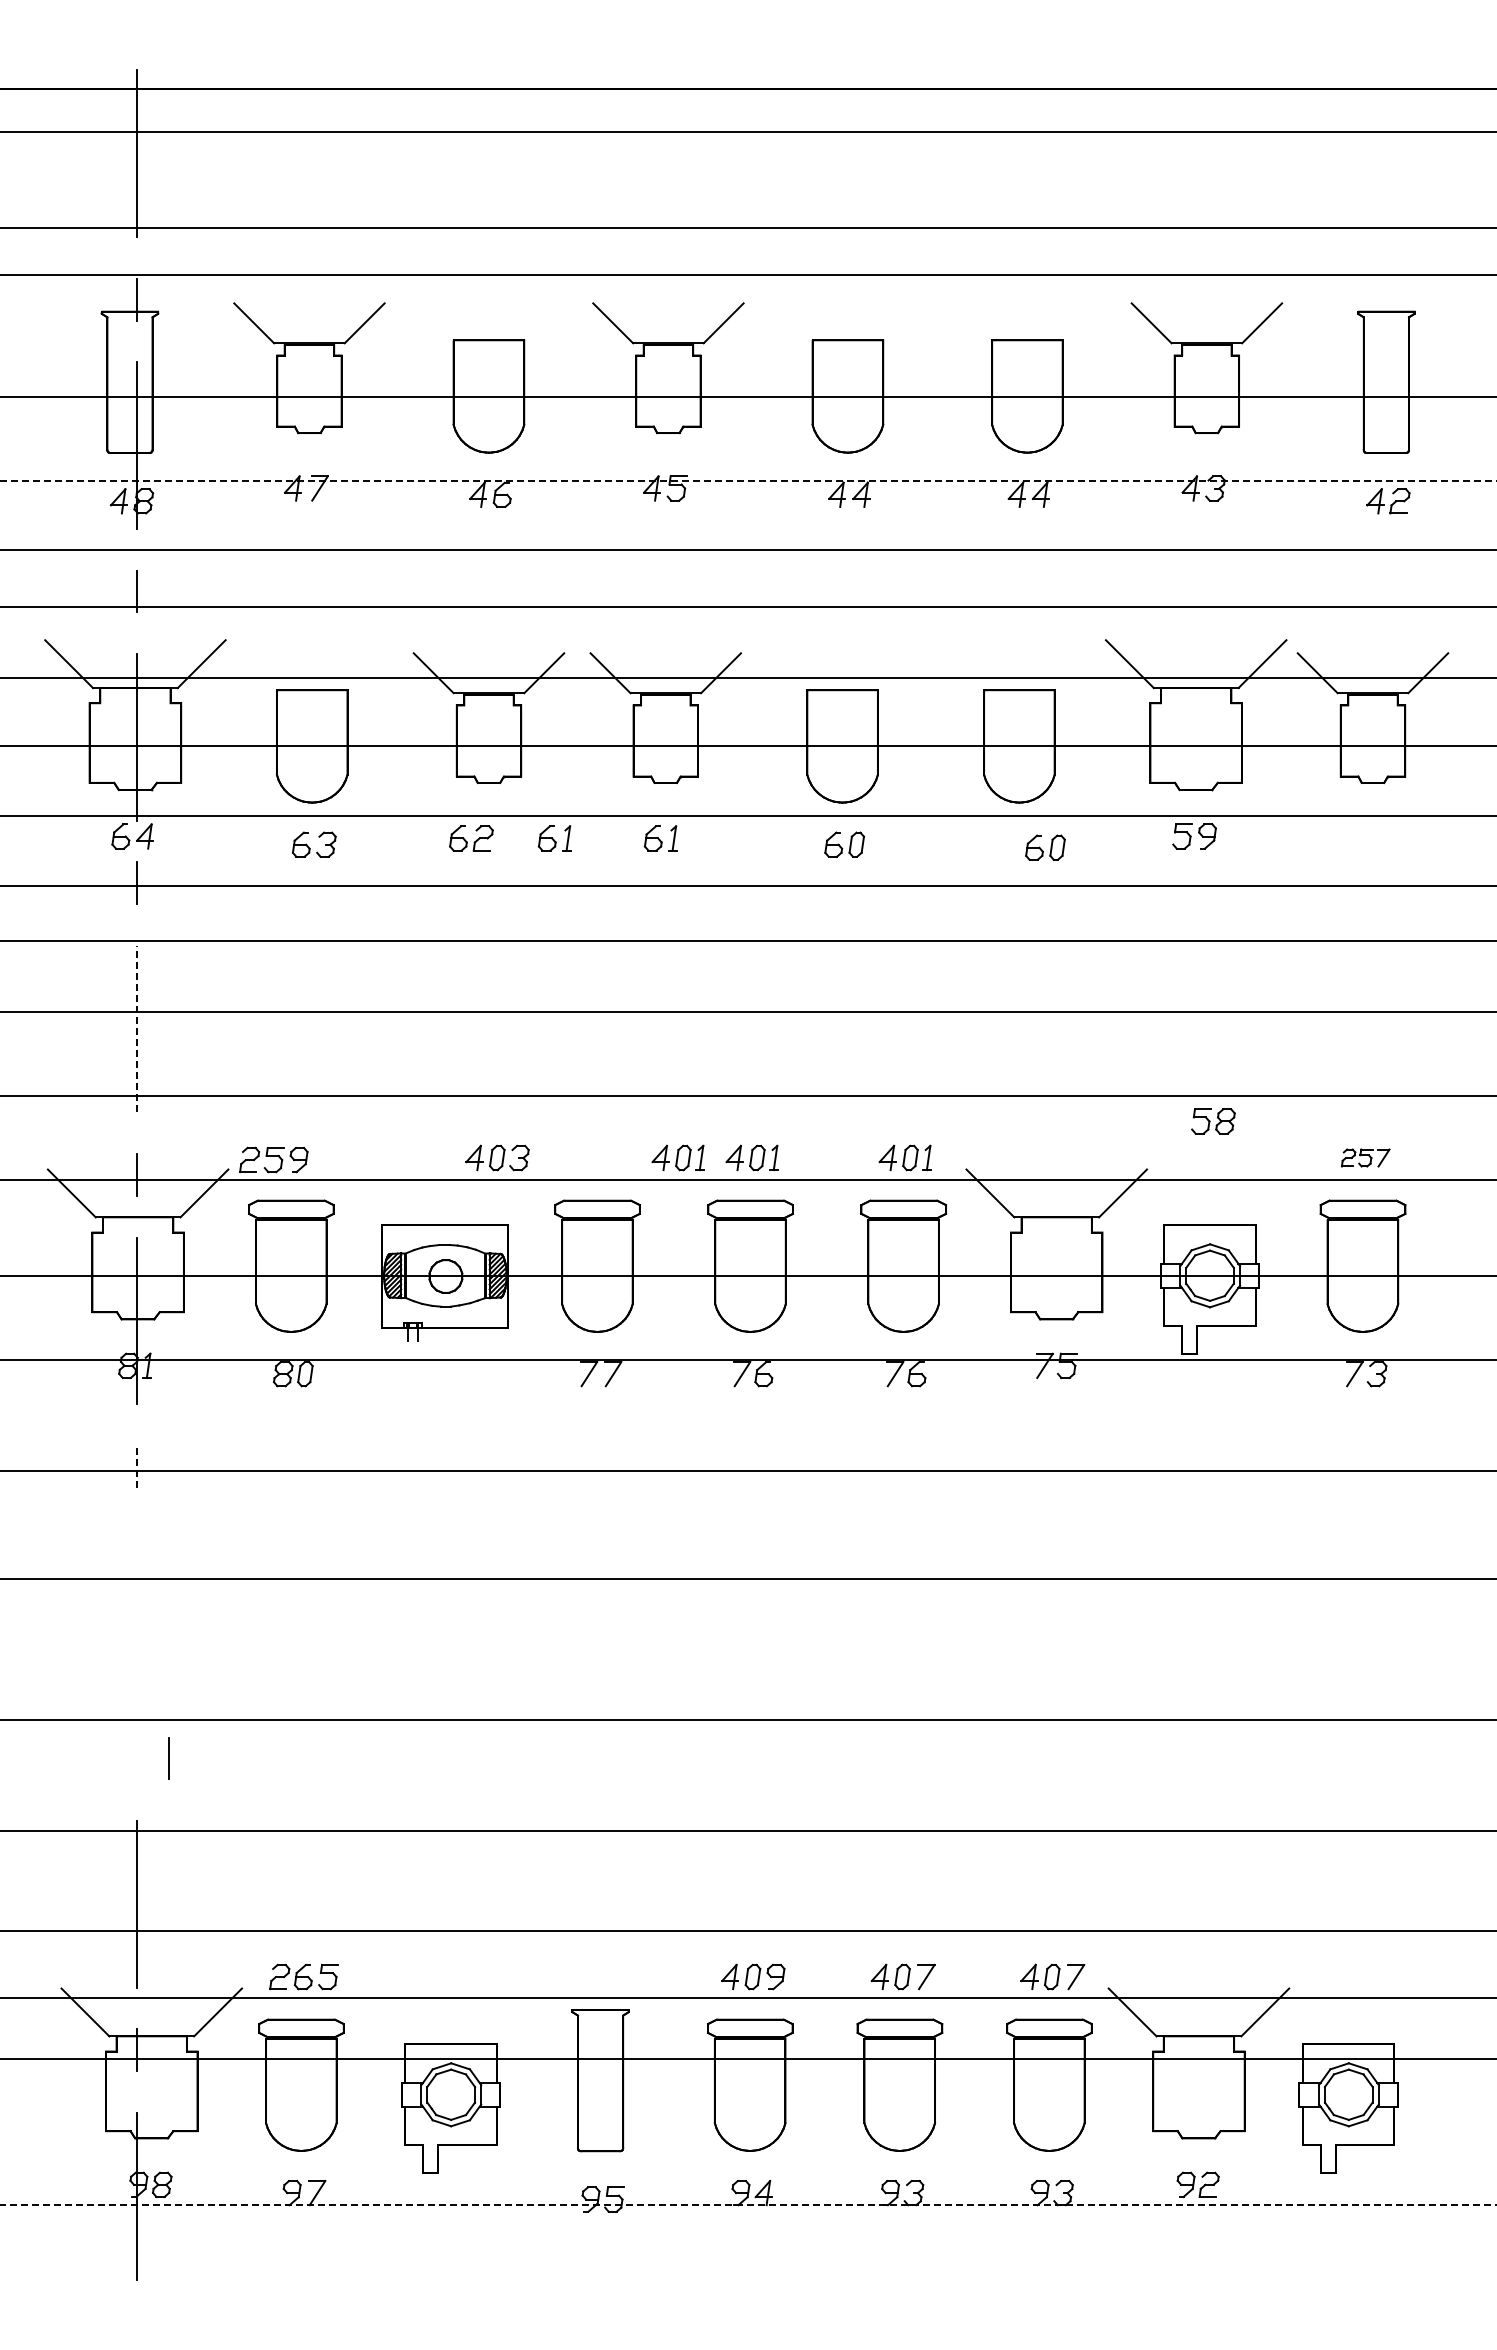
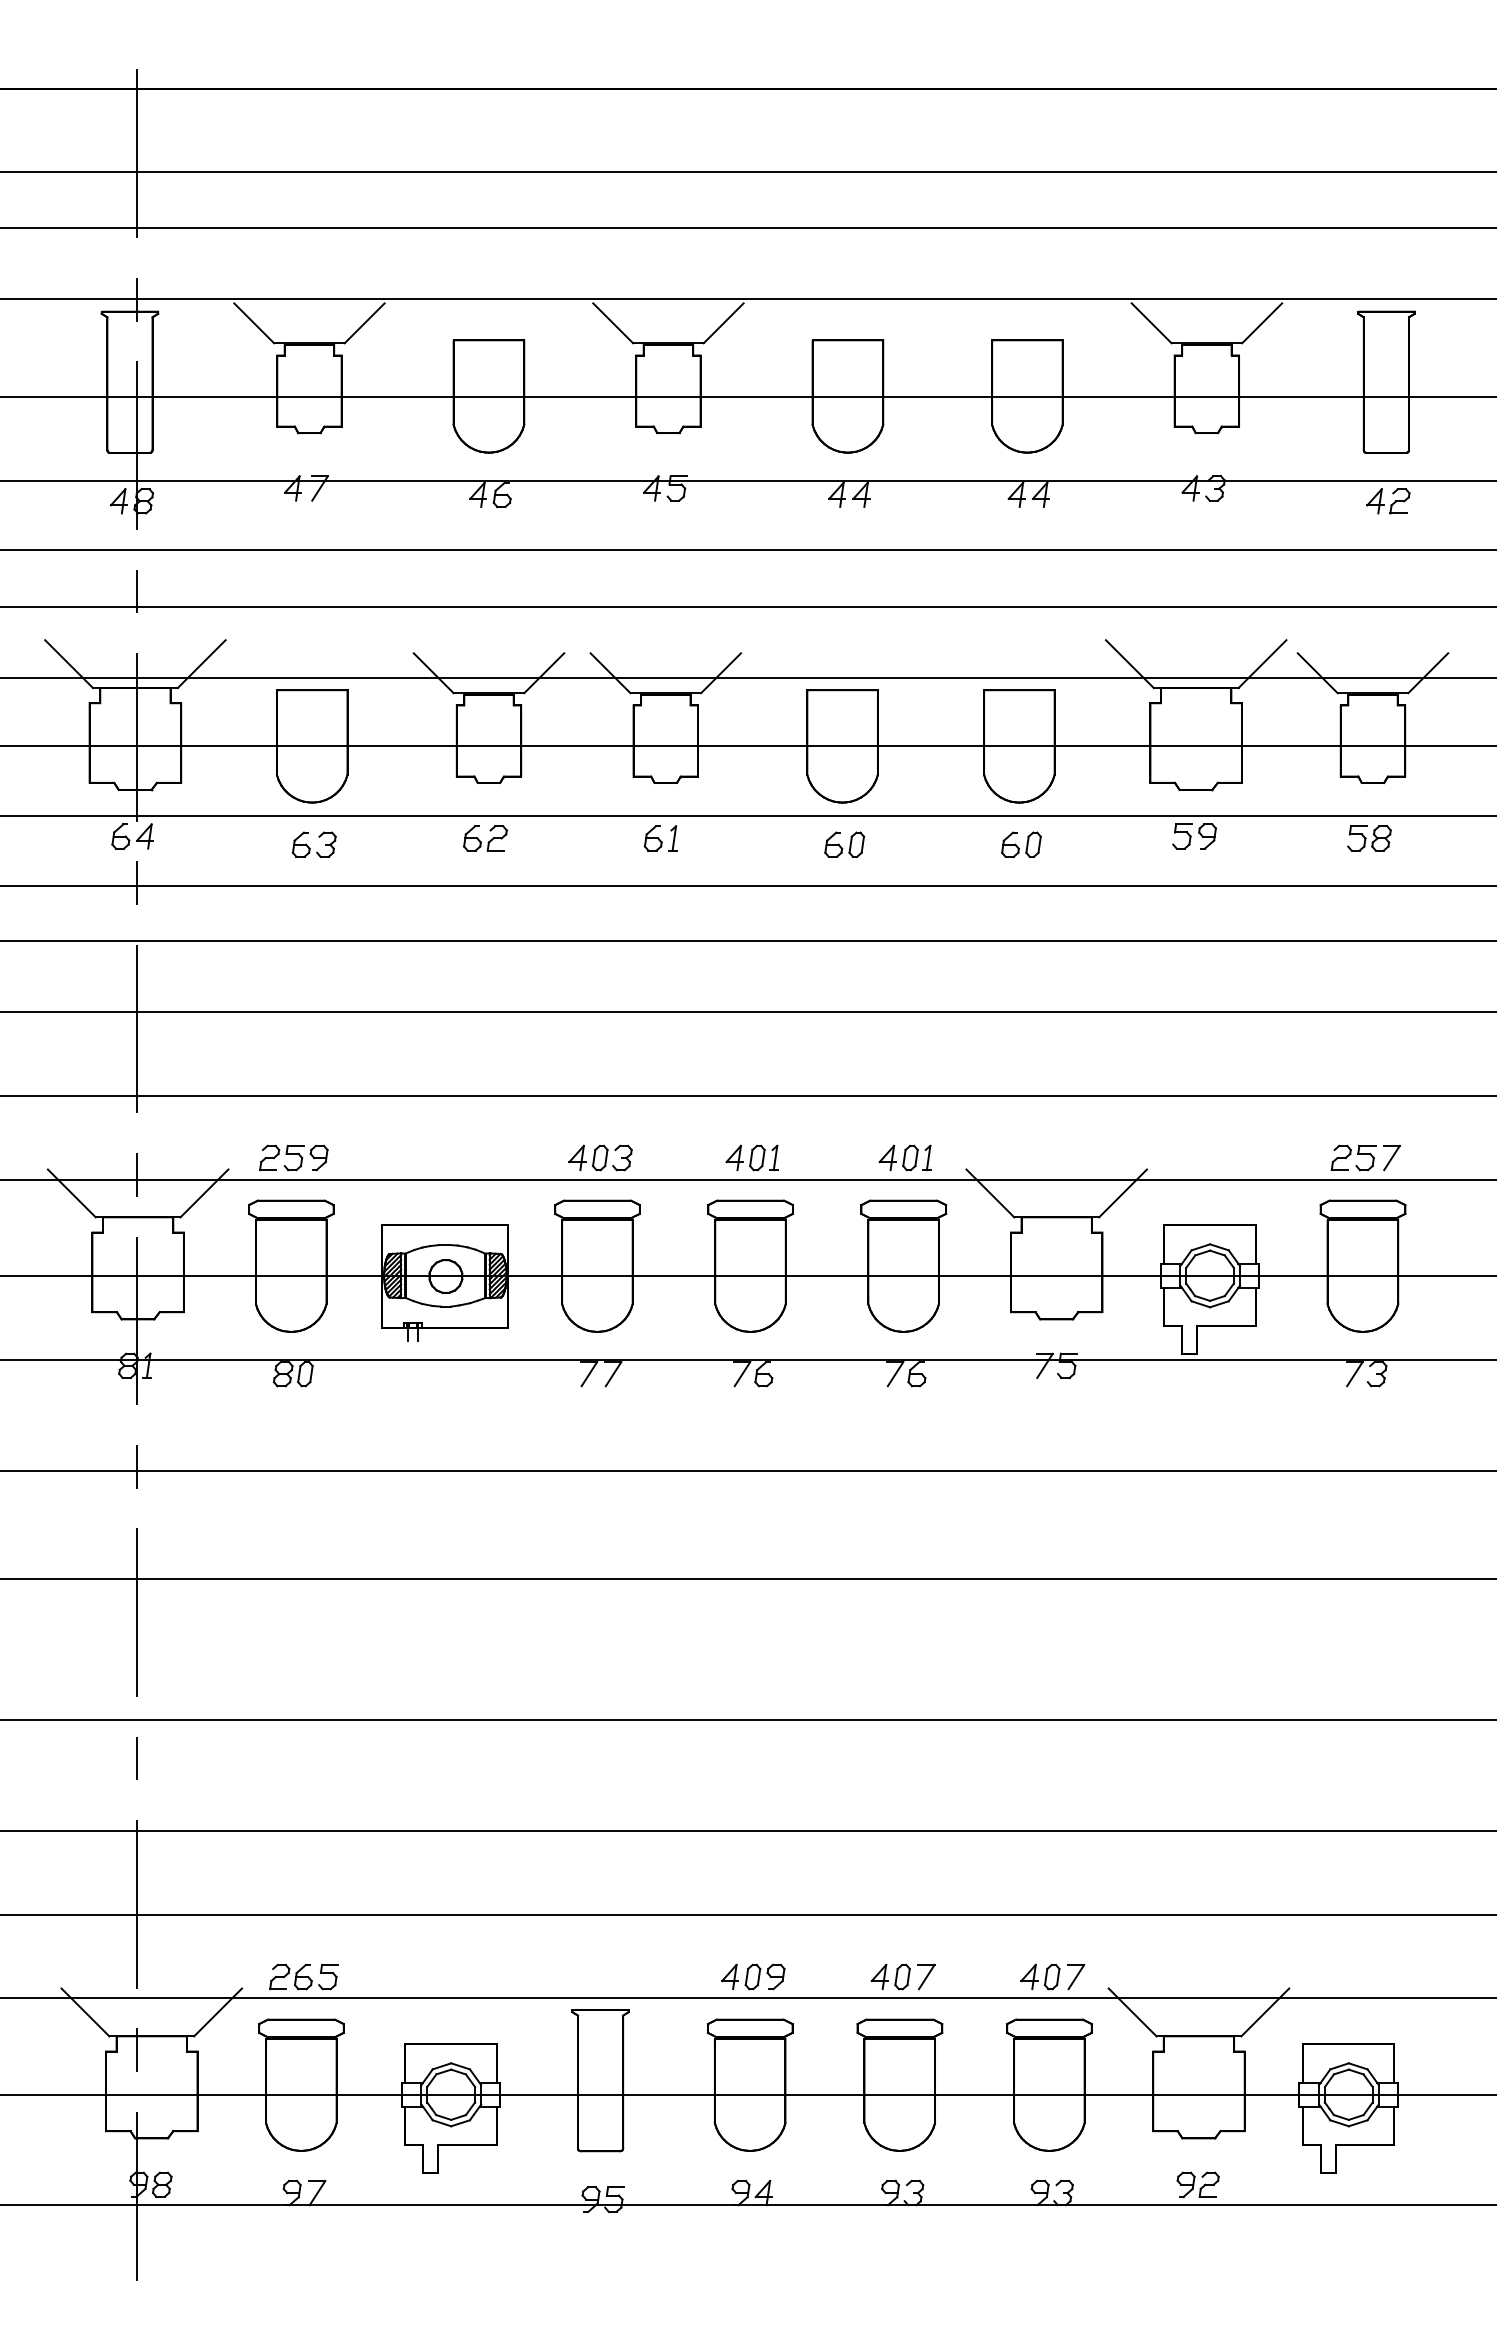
line position: (747, 131) -> (747, 171) (747, 171)
line position: (747, 274) -> (747, 298) (747, 298)
line: dashed -> solid (748, 480)
part position: (471, 838) -> (485, 838) (485, 838)
part: present -> none (554, 838)
part position: (1045, 847) -> (1021, 844) (1021, 844)
line: dashed -> solid (136, 1028)
part position: (1213, 1121) -> (1369, 838) (1369, 838)
part position: (497, 1157) -> (600, 1157) (600, 1157)
part: present -> none (677, 1157)
part size: 50x20 px -> 71x28 px (1365, 1157)
part position: (273, 1159) -> (293, 1157) (293, 1157)
line: dashed -> solid (136, 1466)
line: none -> present (136, 1612)
line position: (168, 1758) -> (136, 1758) (136, 1758)
line position: (747, 1931) -> (747, 1915) (747, 1915)
line position: (747, 2058) -> (747, 2094) (747, 2094)
line: dashed -> solid (748, 2204)
